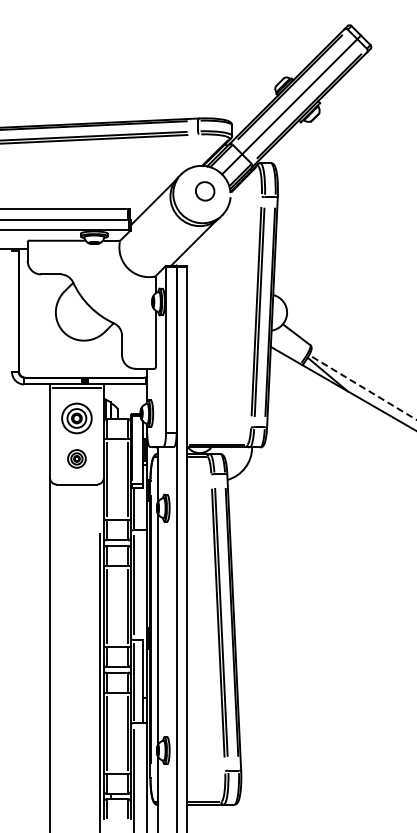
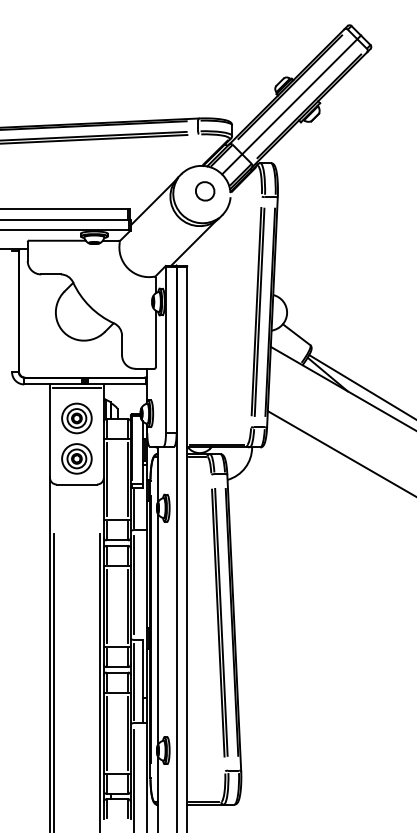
line: dashed -> solid (363, 387)
line: none -> present (340, 453)
part size: 20x20 px -> 32x32 px (76, 458)
line: none -> present (54, 681)
